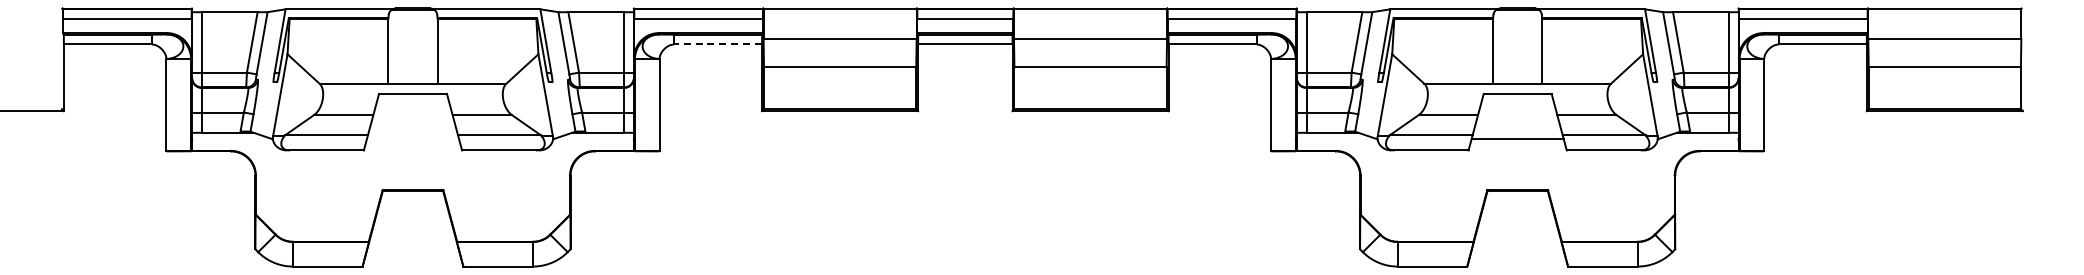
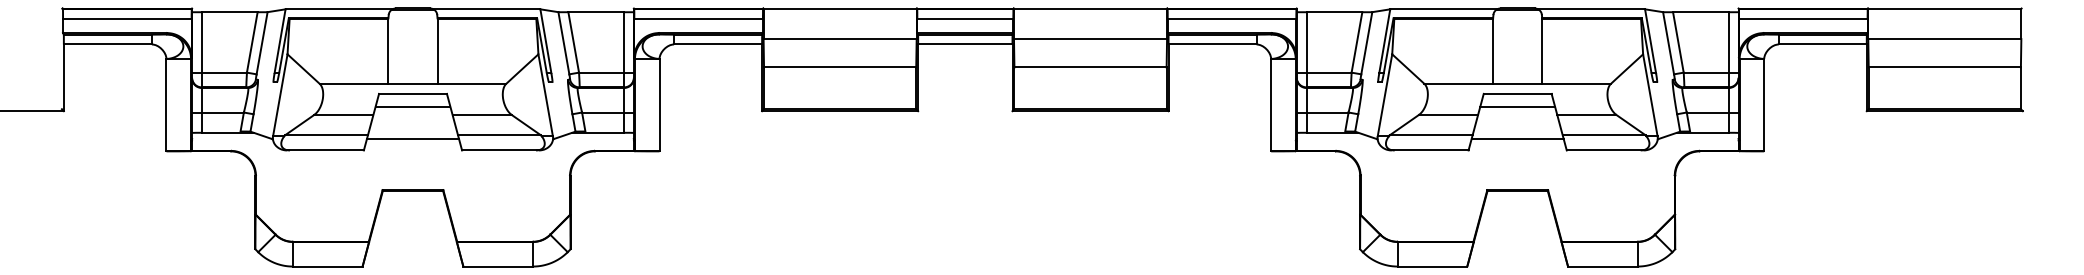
line: dashed -> solid (717, 44)
line: none -> present (412, 106)
line: none -> present (1517, 106)
line: none -> present (412, 139)
